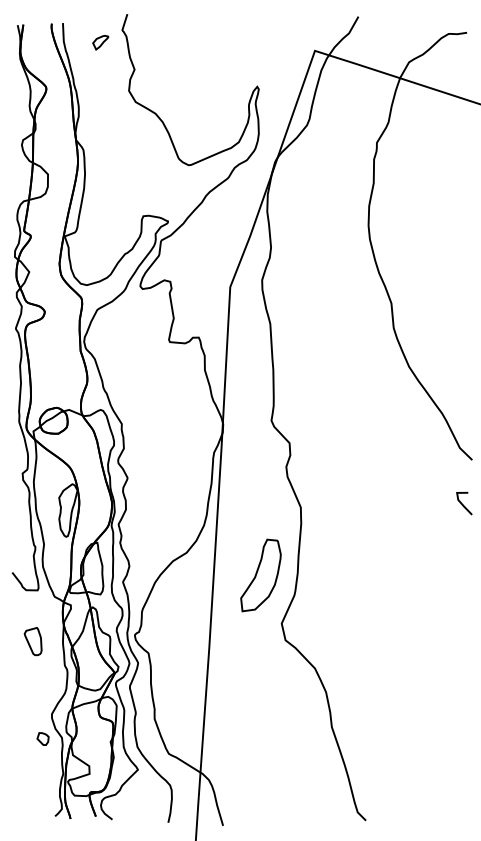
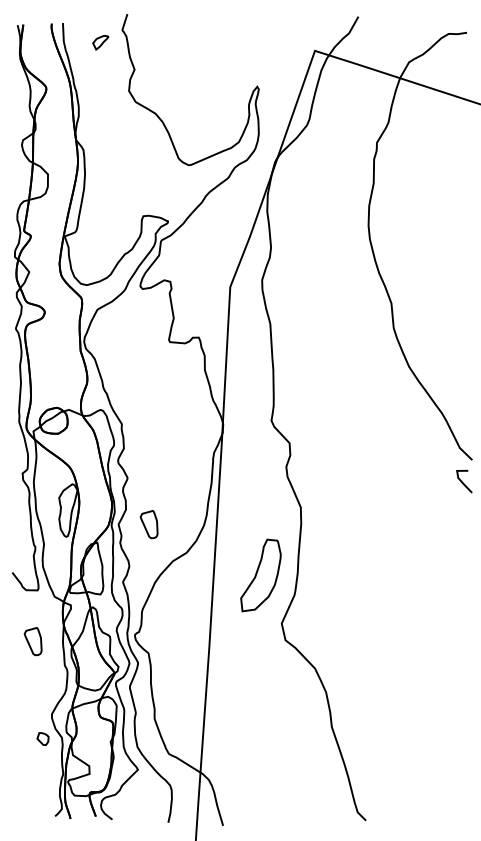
line position: (463, 504) -> (463, 482) (463, 482)
part: none -> present (148, 524)
